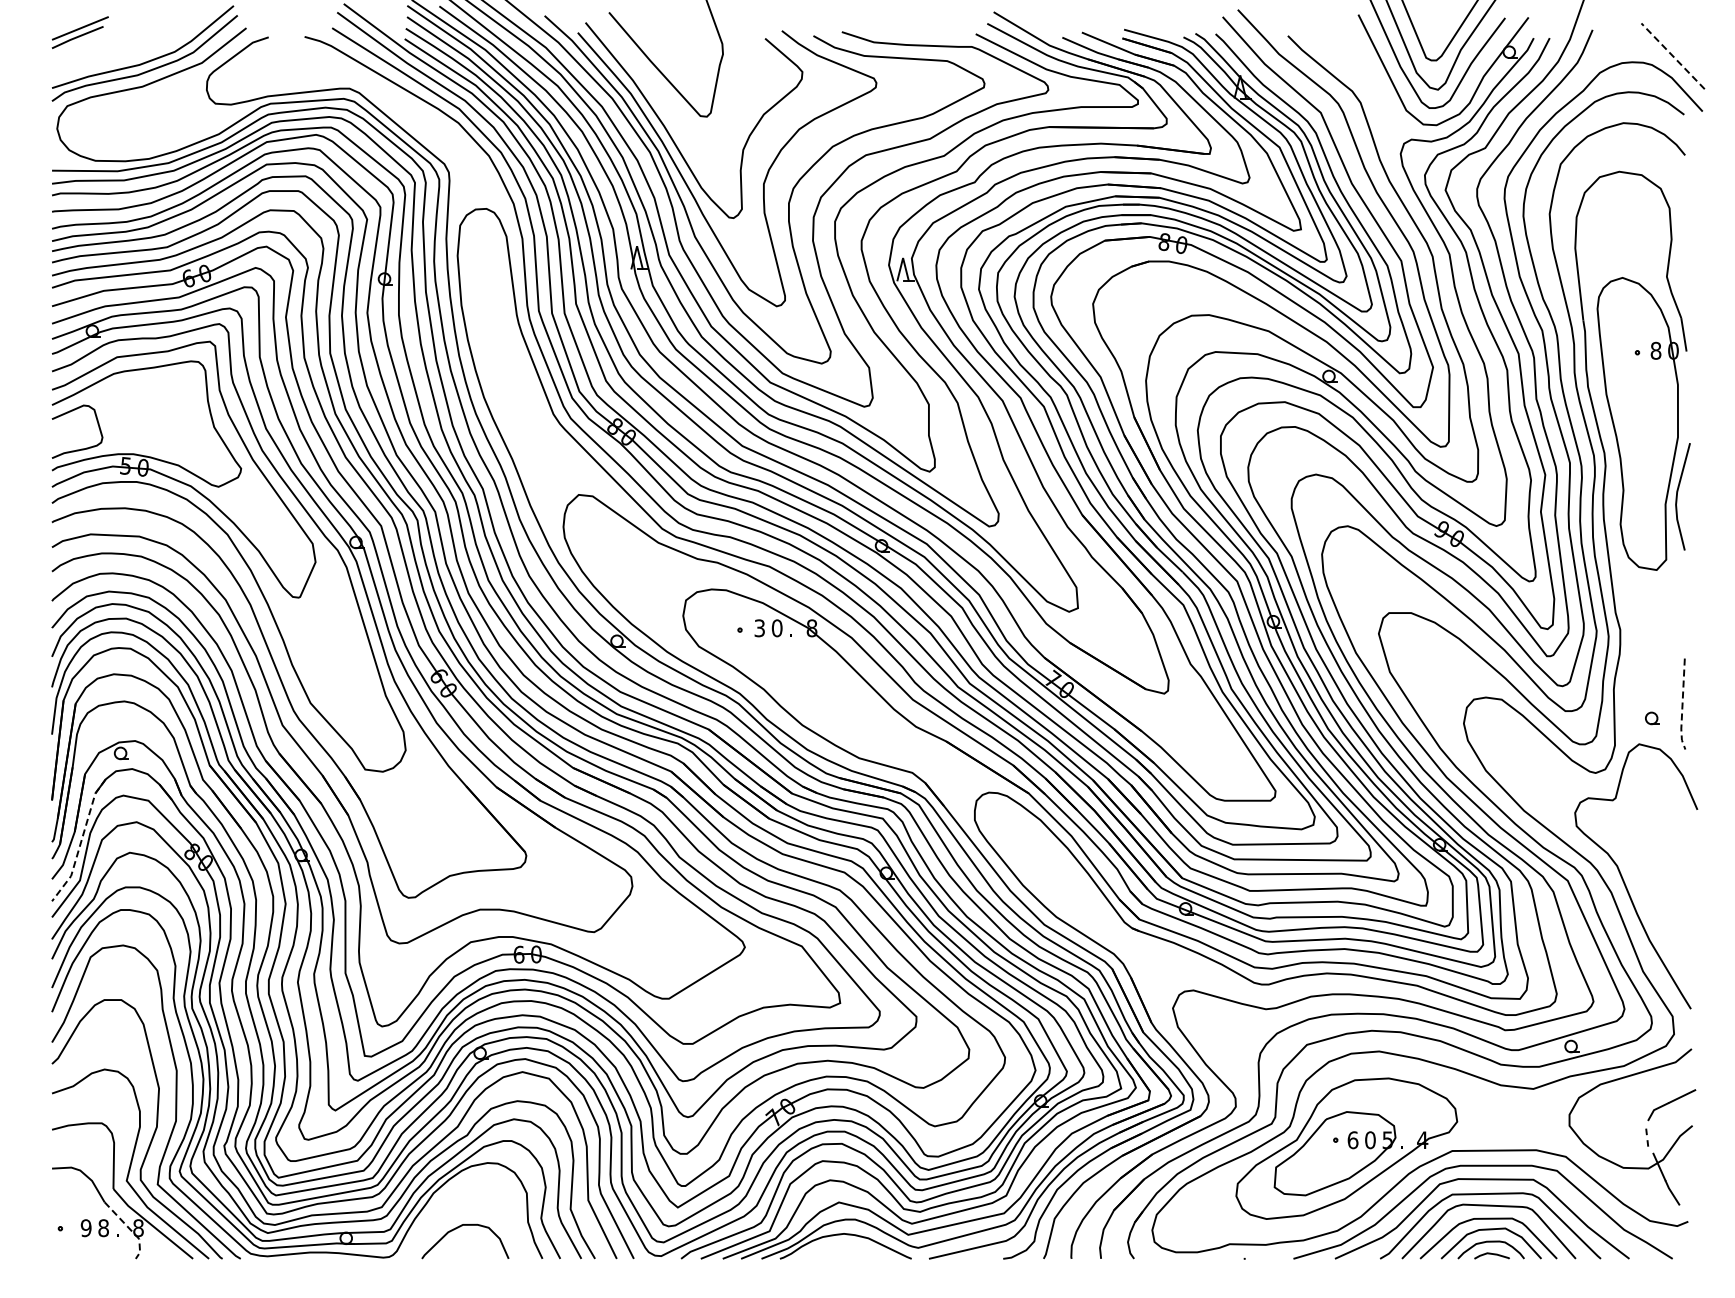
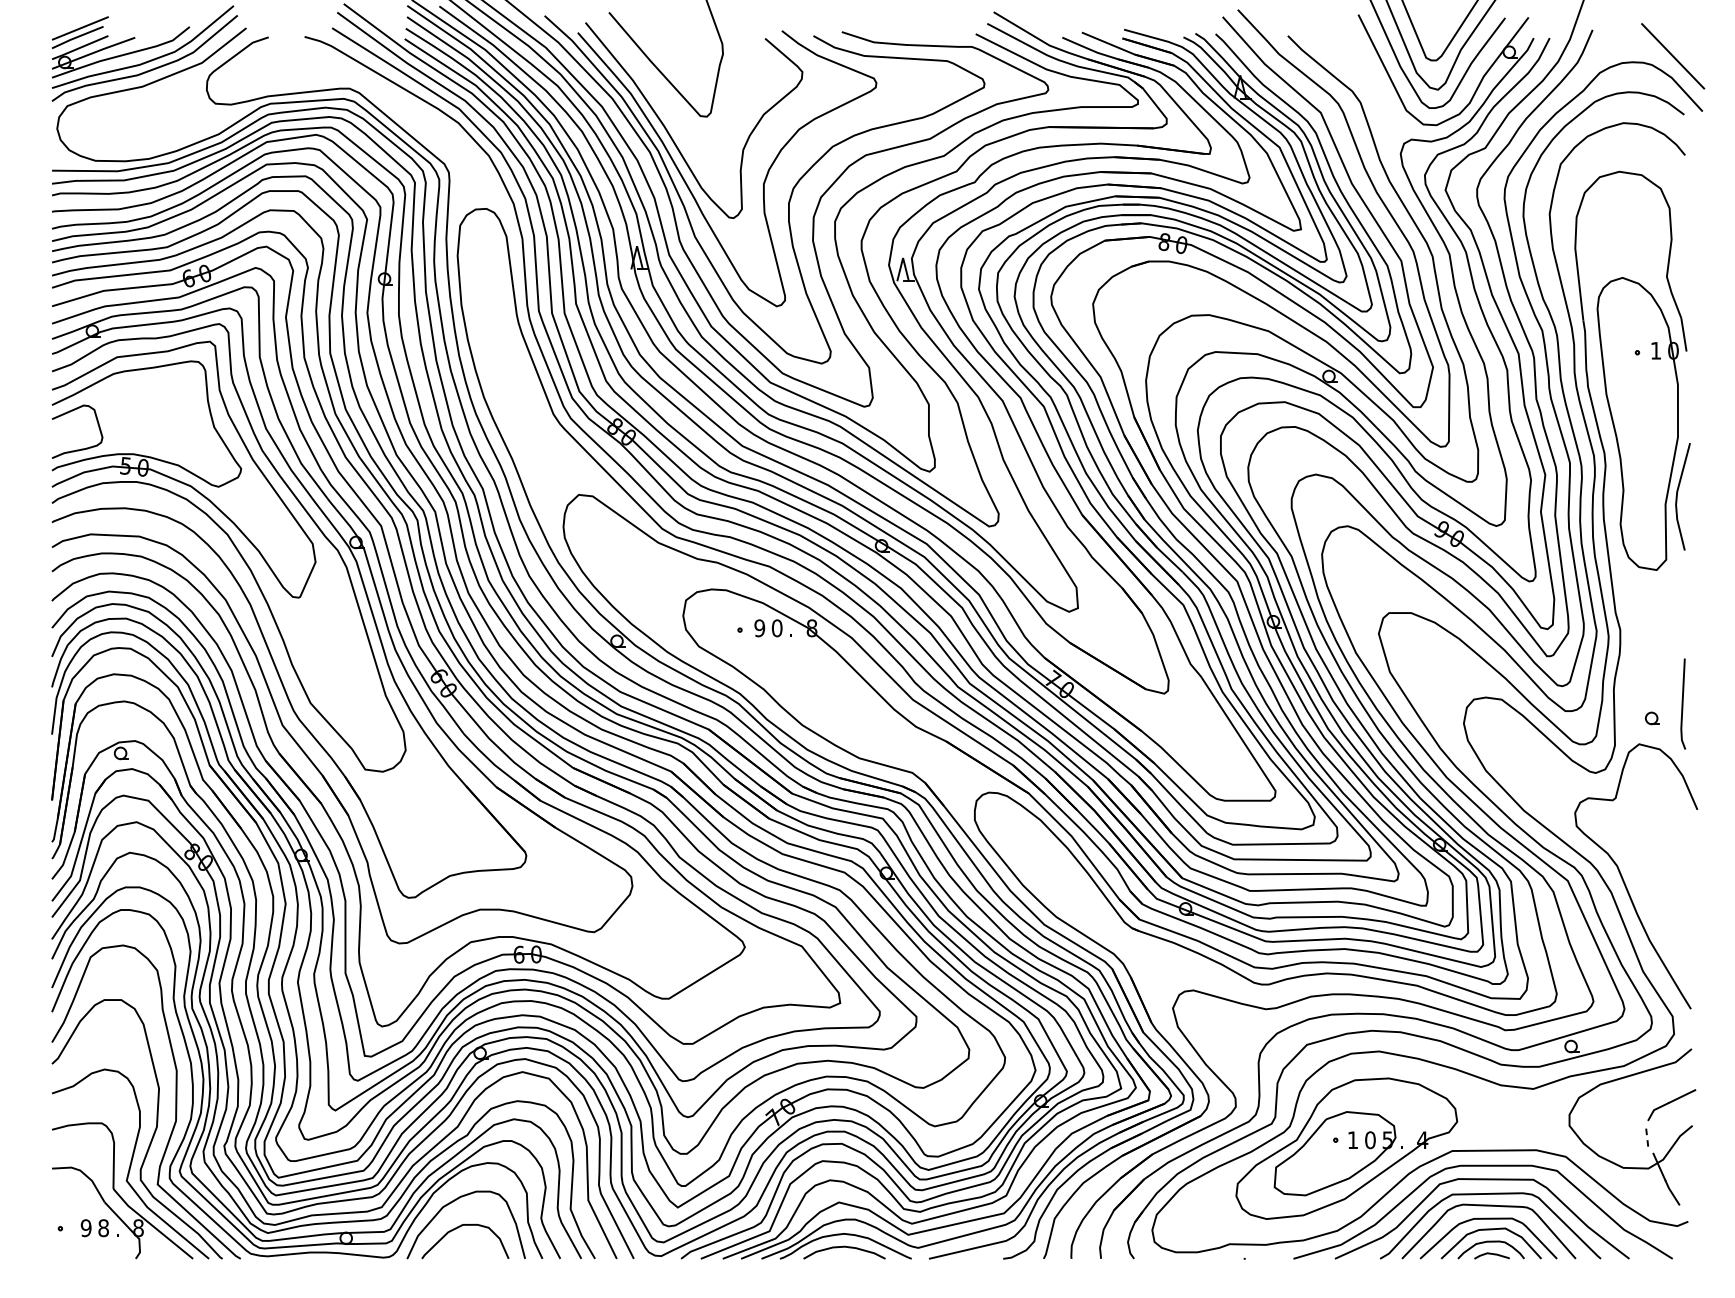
part: none -> present (120, 52)
line: dashed -> solid (1673, 56)
text: 8 -> 1 (1655, 350)
text: 3 -> 9 (759, 628)
line: dashed -> solid (1682, 706)
line: dashed -> solid (81, 841)
text: 6 -> 1 (1352, 1140)
curve: none -> present (453, 1202)
line: dashed -> solid (130, 1229)
curve: none -> present (844, 1247)
